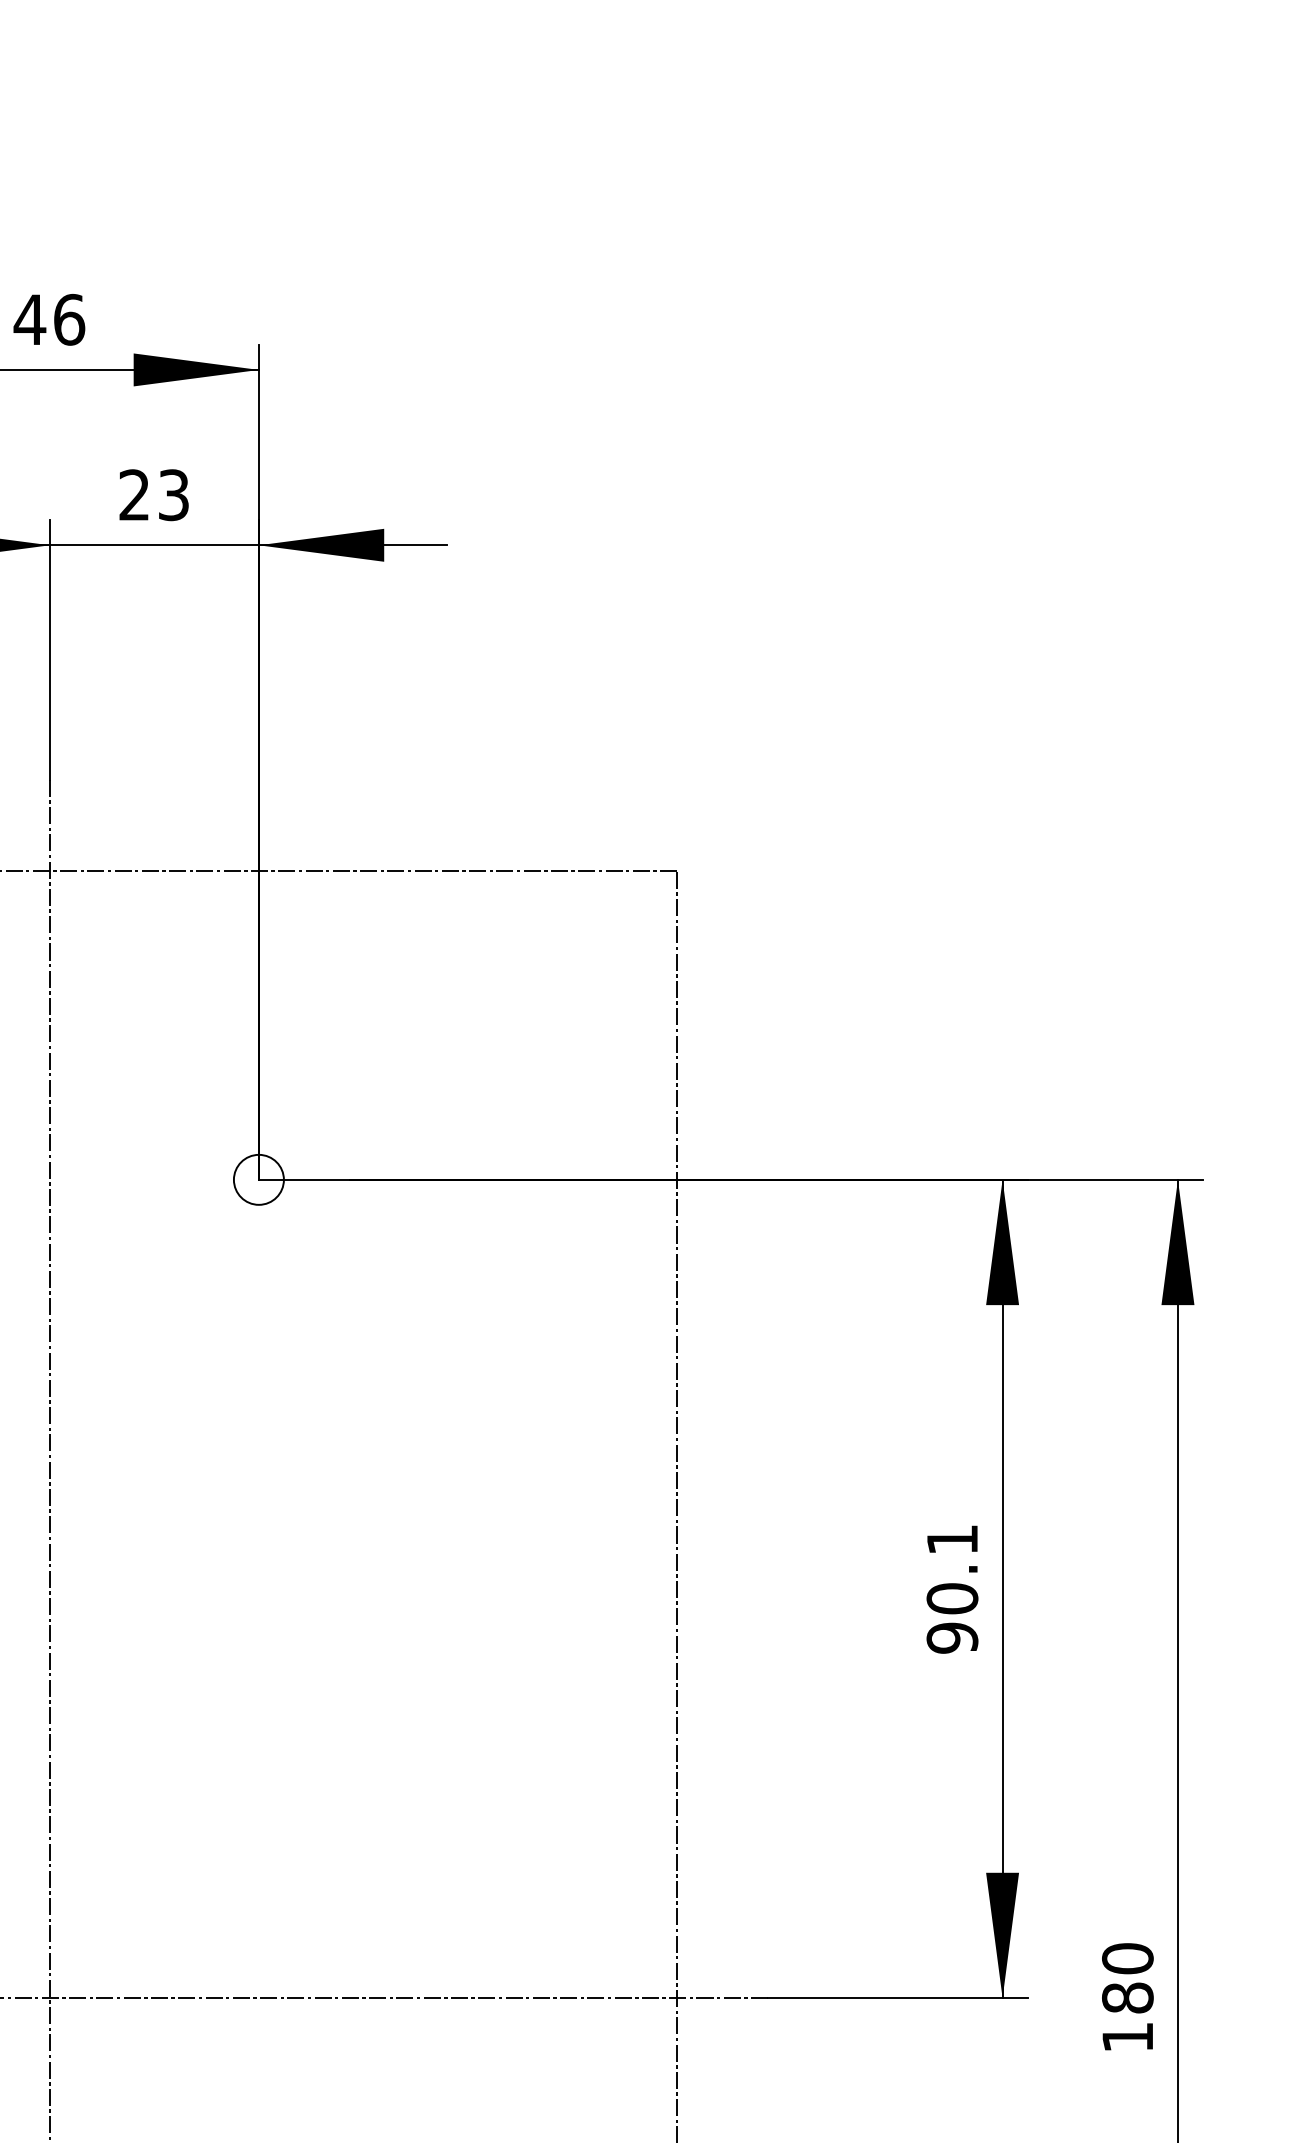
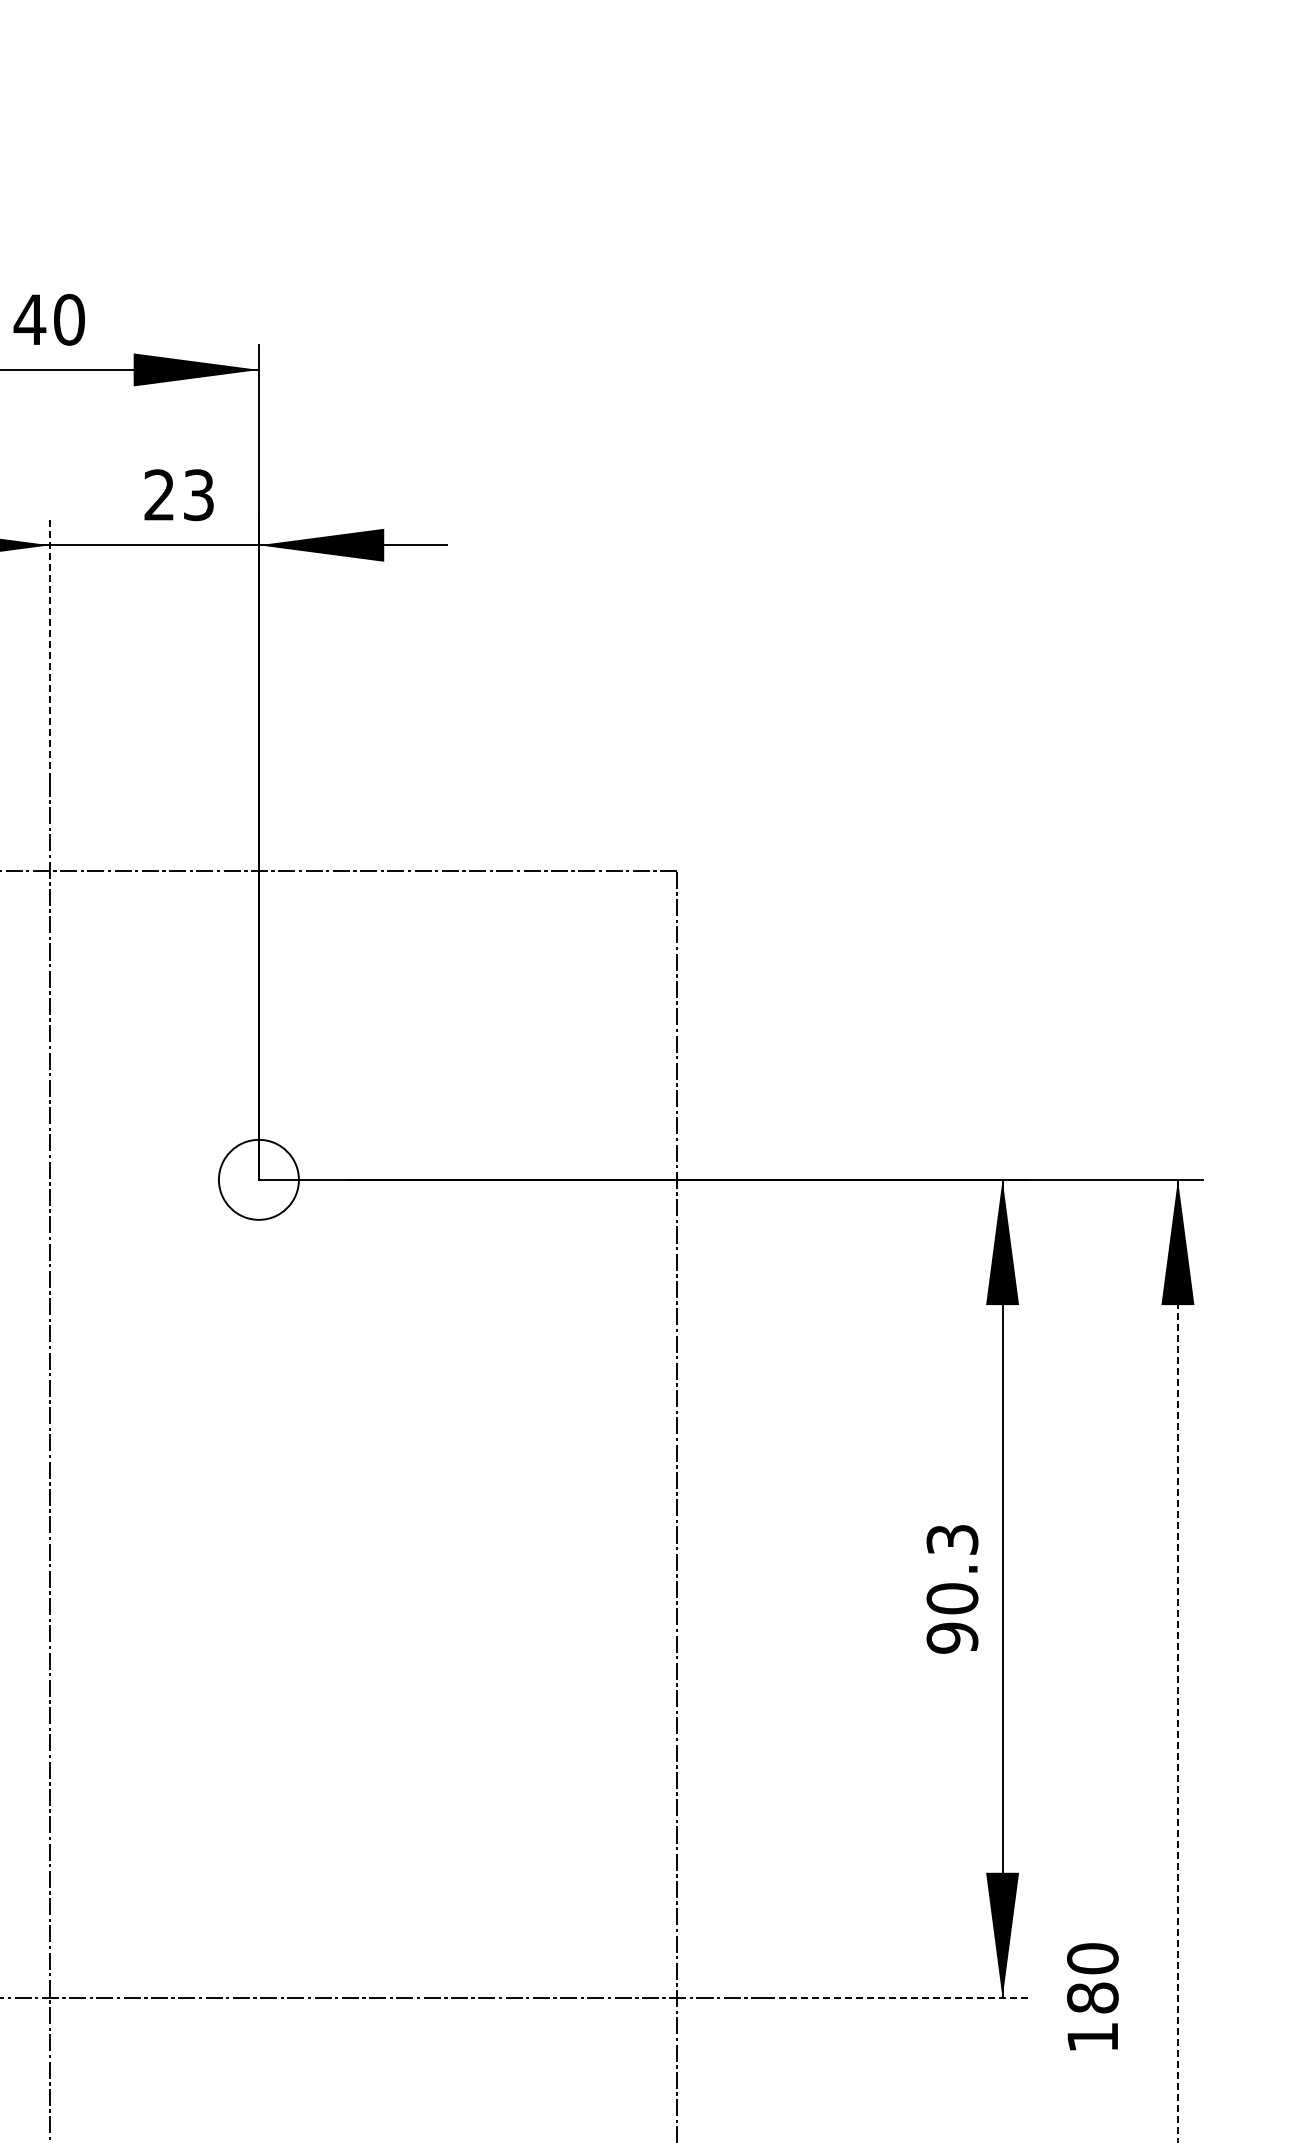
text: 46 -> 40 (69, 319)
text position: (153, 495) -> (178, 495) (178, 495)
line: solid -> dashed (49, 650)
circle diameter: 50 px -> 80 px (258, 1179)
text: 90.1 -> 90.3 (952, 1539)
line: solid -> dashed (1177, 1660)
text position: (1127, 1996) -> (1092, 1996) (1092, 1996)
line: solid -> dashed (897, 1998)
